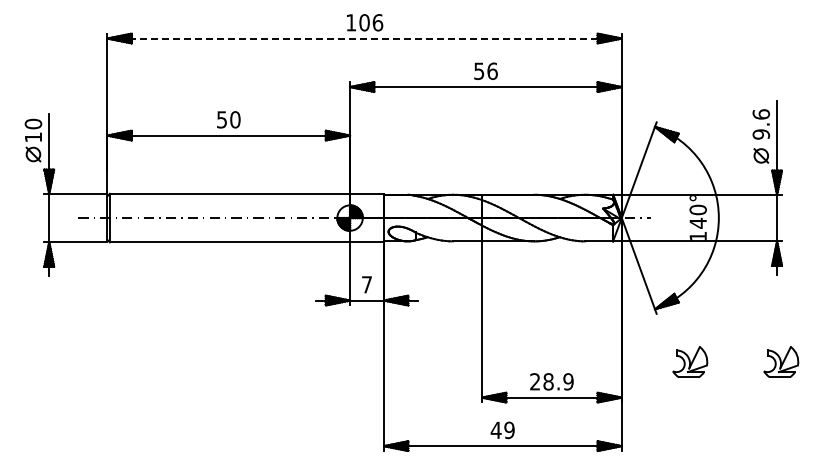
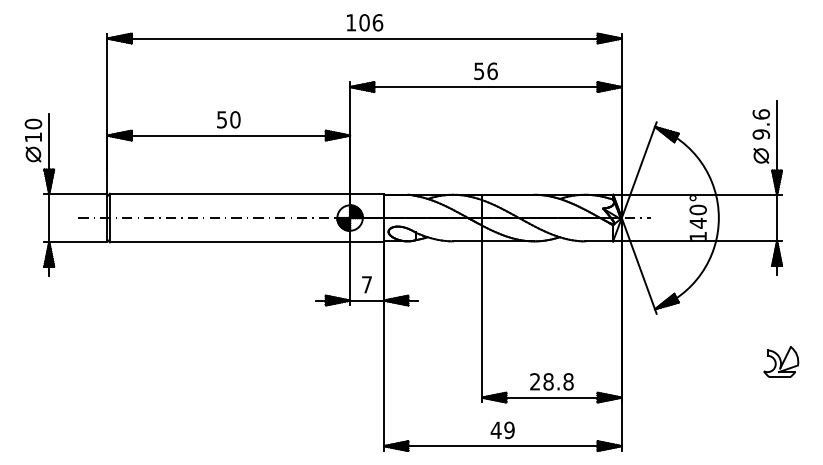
line: dashed -> solid (365, 38)
part: present -> none (690, 361)
text: 28.9 -> 28.8 (568, 381)
